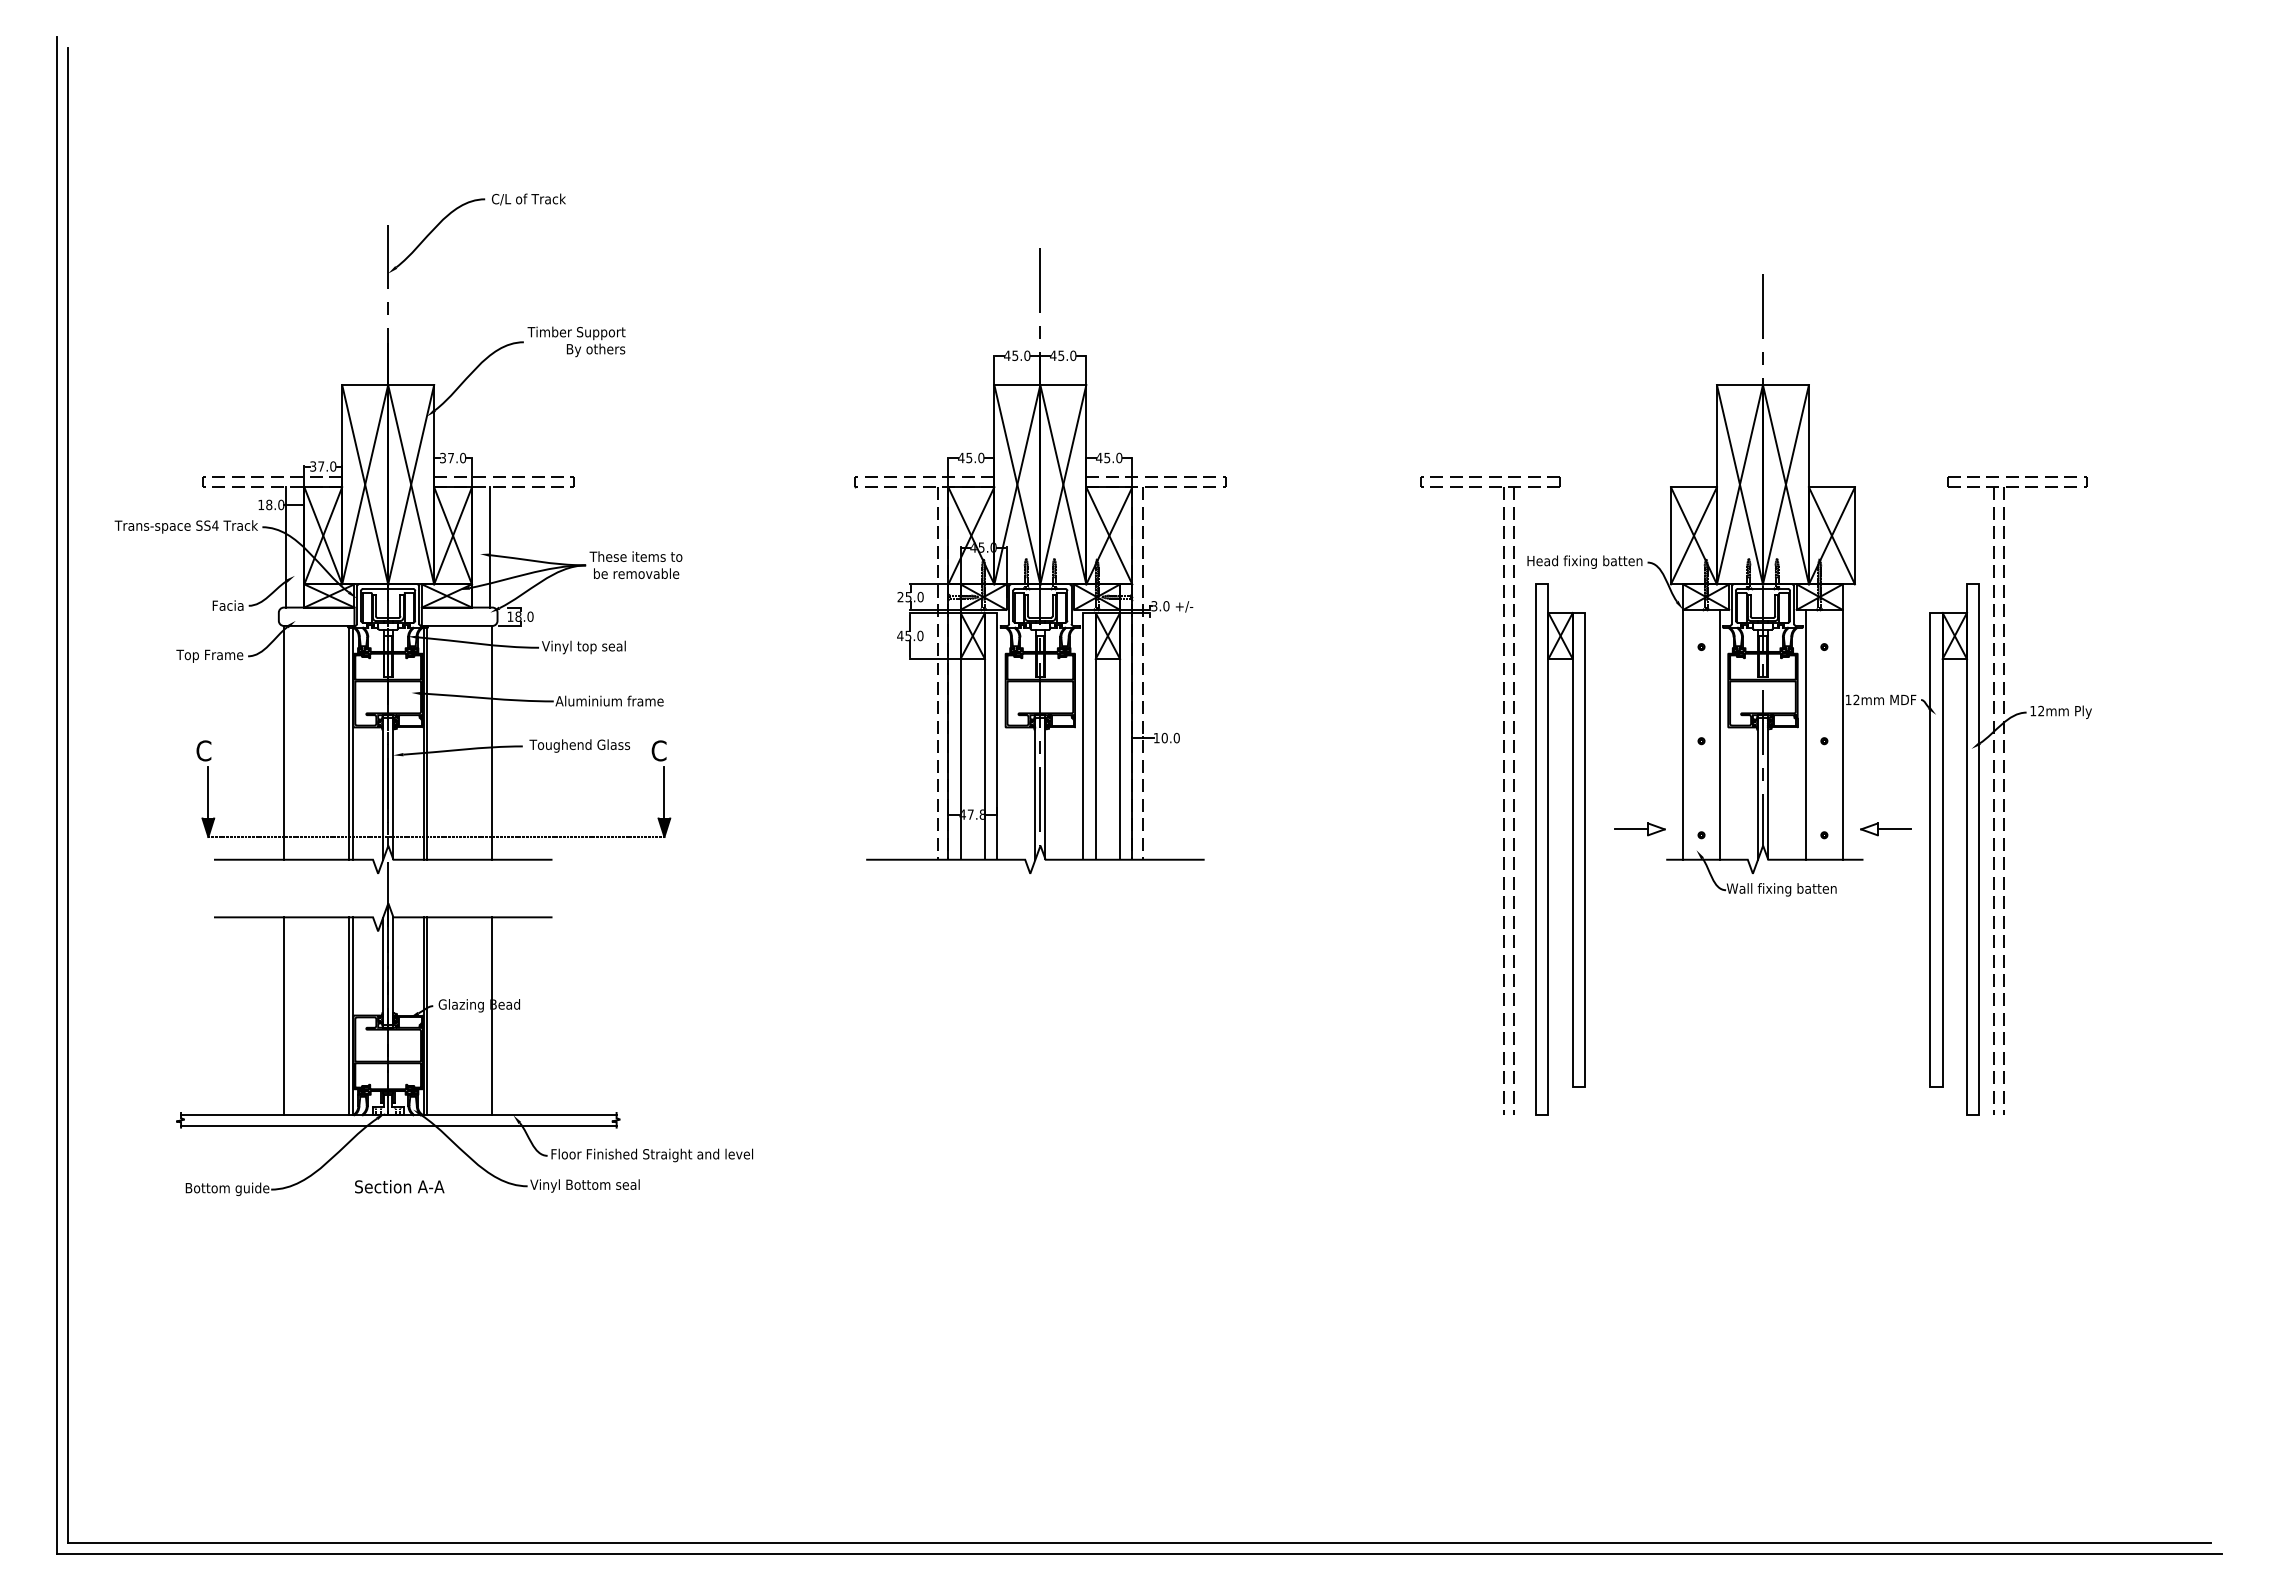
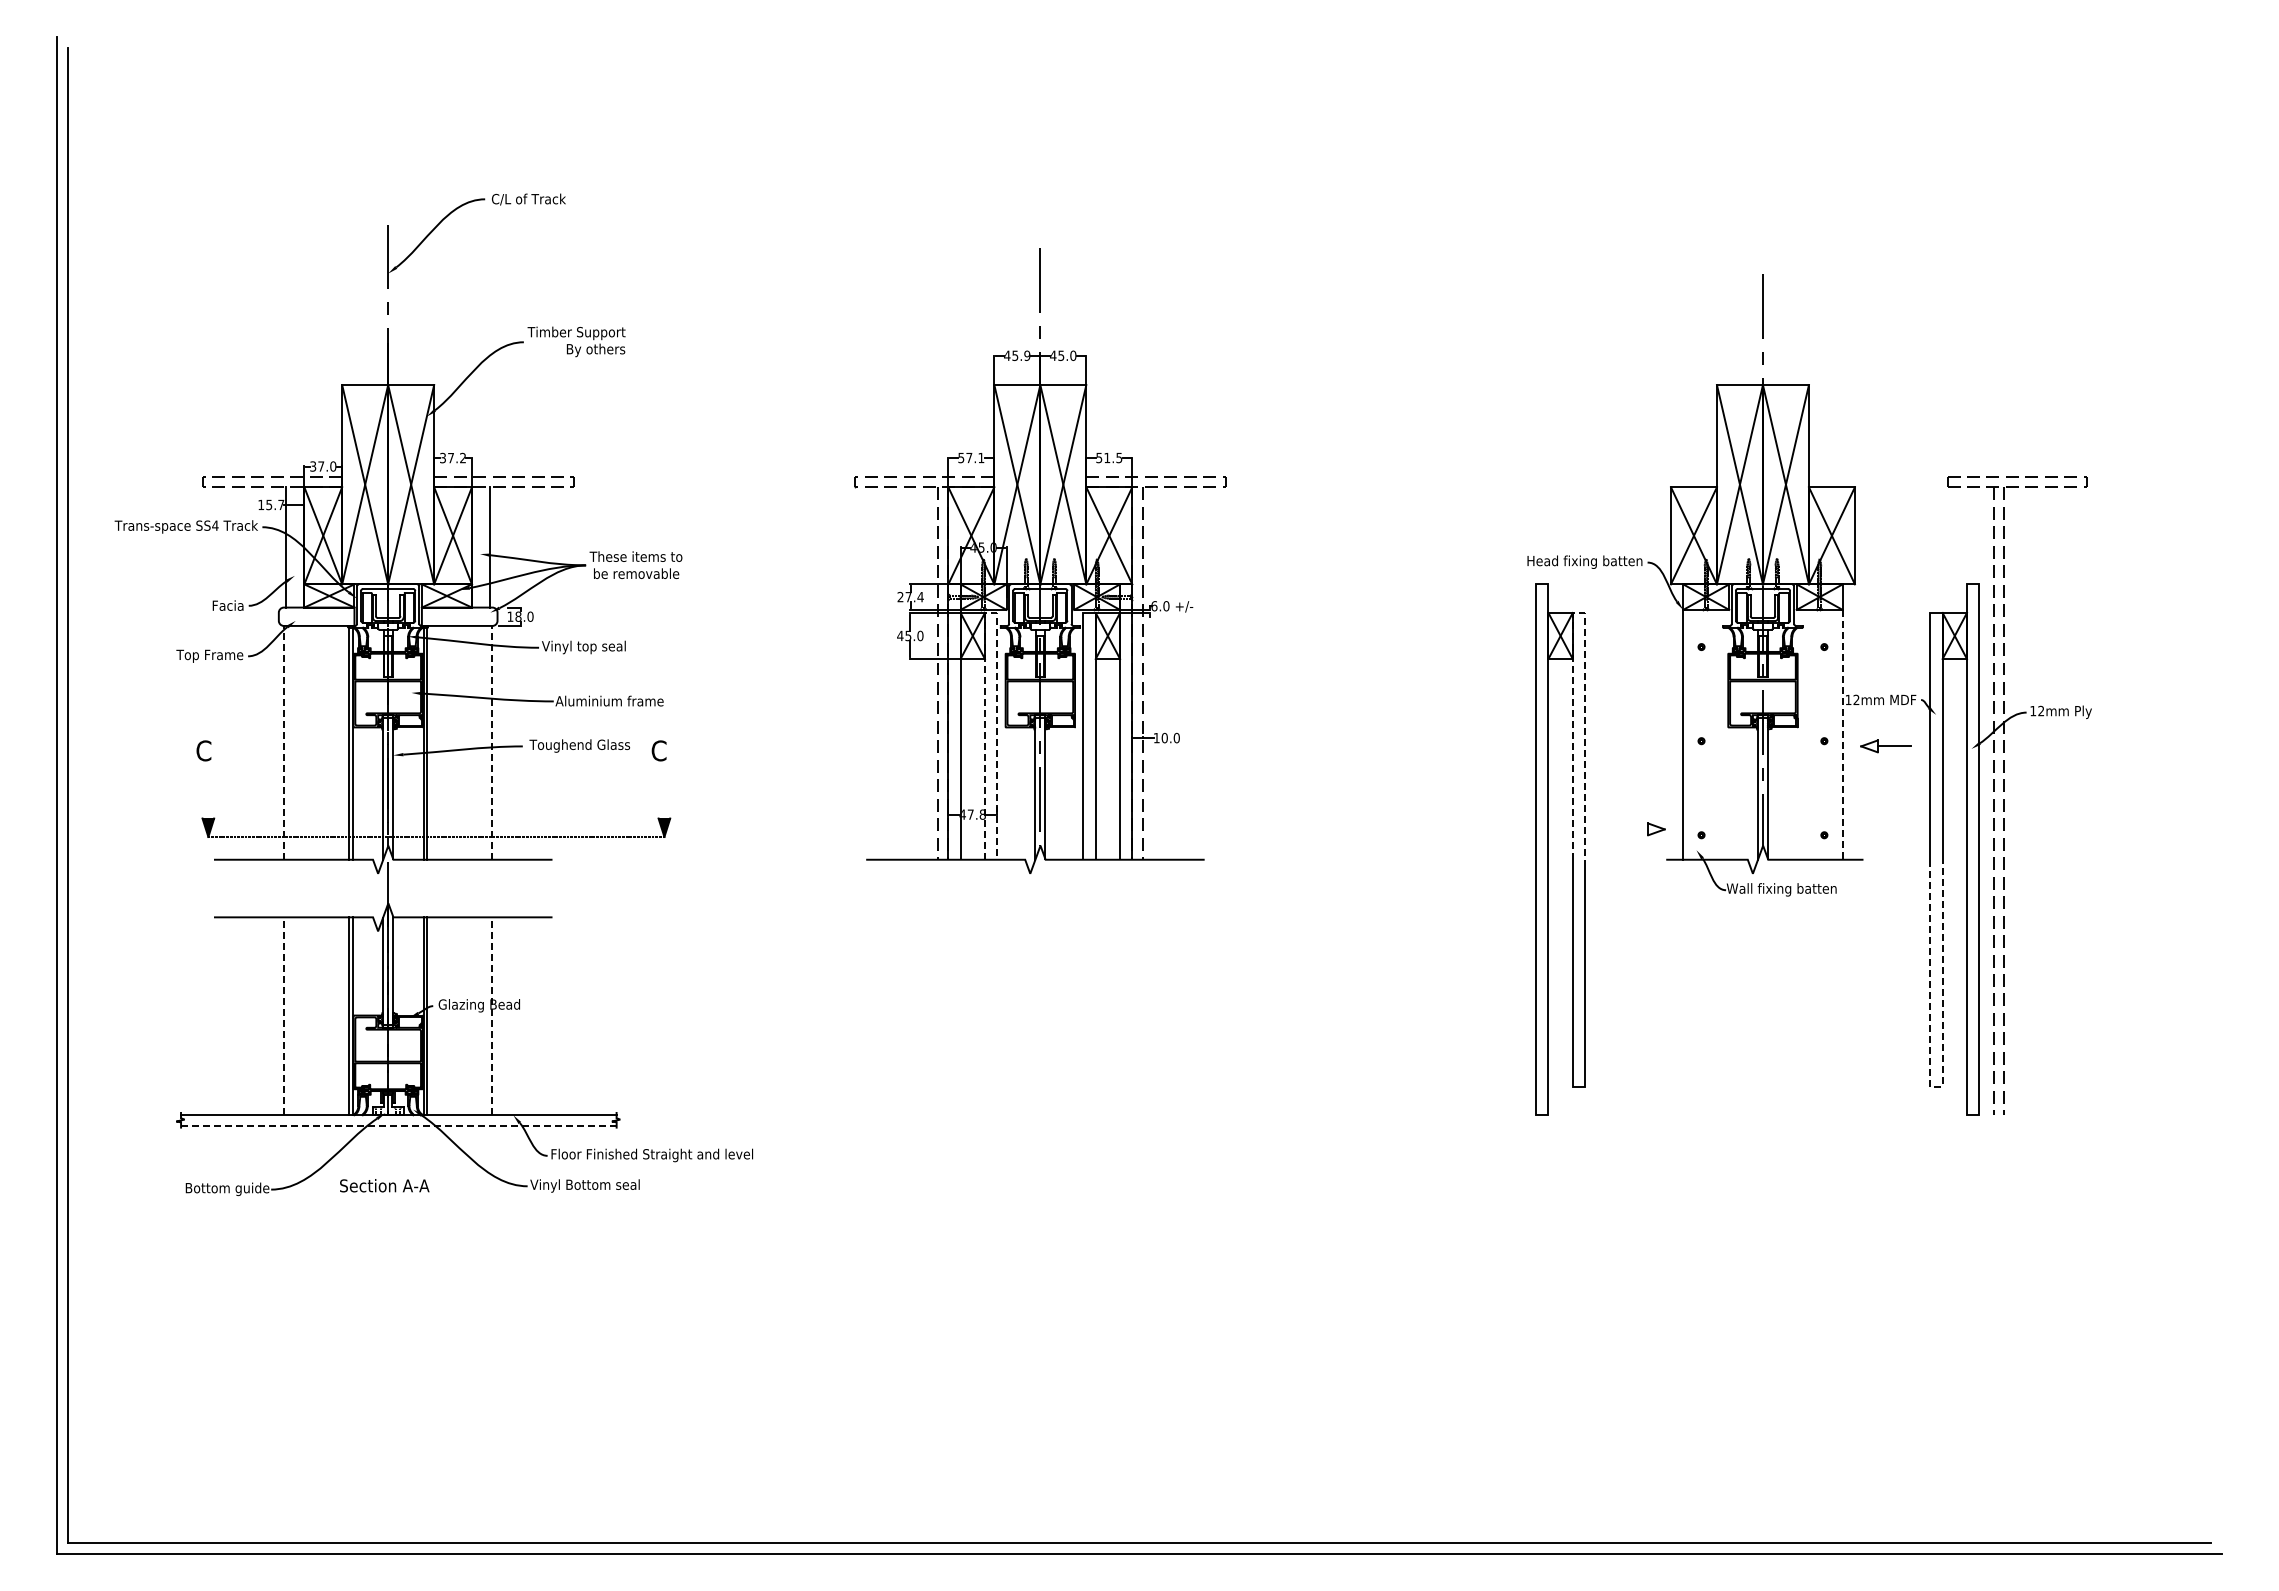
text: 45.0 -> 45.9 (1027, 355)
text: 45.0 -> 57.1 (971, 457)
text: 45.0 -> 51.5 (1109, 457)
text: 37.0 -> 37.2 (463, 458)
text: 18.0 -> 15.7 (275, 504)
text: 25.0 -> 27.4 (914, 596)
text: 3.0 -> 6.0 (1154, 606)
line: solid -> dashed (991, 612)
line: solid -> dashed (1579, 612)
line: present -> none (1719, 734)
line: present -> none (1806, 734)
line: solid -> dashed (1842, 734)
line: solid -> dashed (283, 742)
line: solid -> dashed (492, 742)
part: present -> none (1503, 791)
line: present -> none (208, 792)
line: present -> none (664, 792)
line: present -> none (1631, 829)
part position: (1885, 829) -> (1885, 746) (1885, 746)
line: solid -> dashed (283, 1016)
line: solid -> dashed (492, 1016)
line: solid -> dashed (1937, 1086)
line: solid -> dashed (398, 1125)
text position: (399, 1186) -> (384, 1185) (384, 1185)
